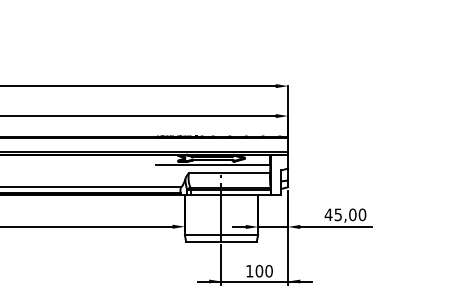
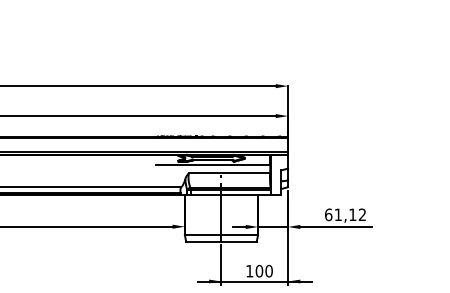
text: 45,00 -> 61,12 (345, 214)
